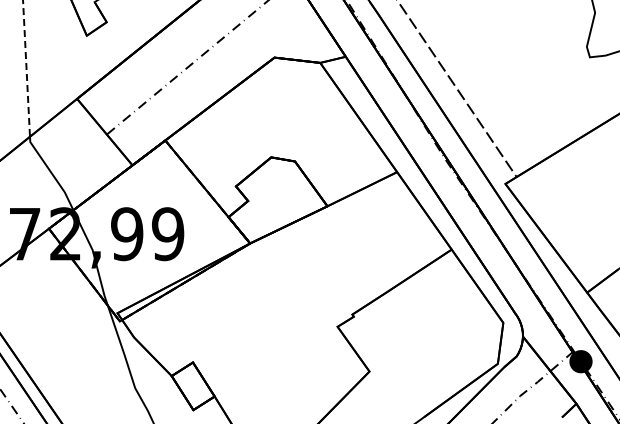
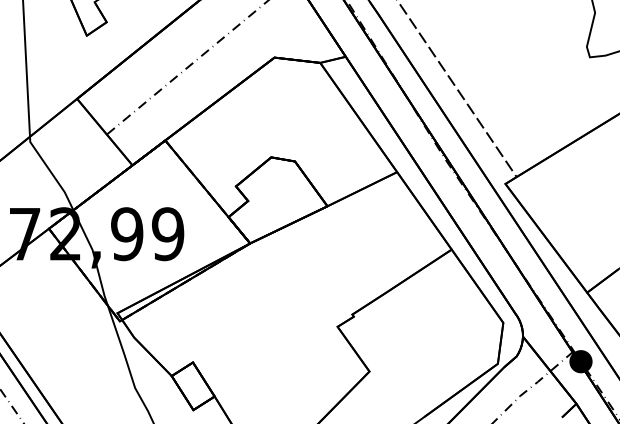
line: dashed -> solid (26, 68)
